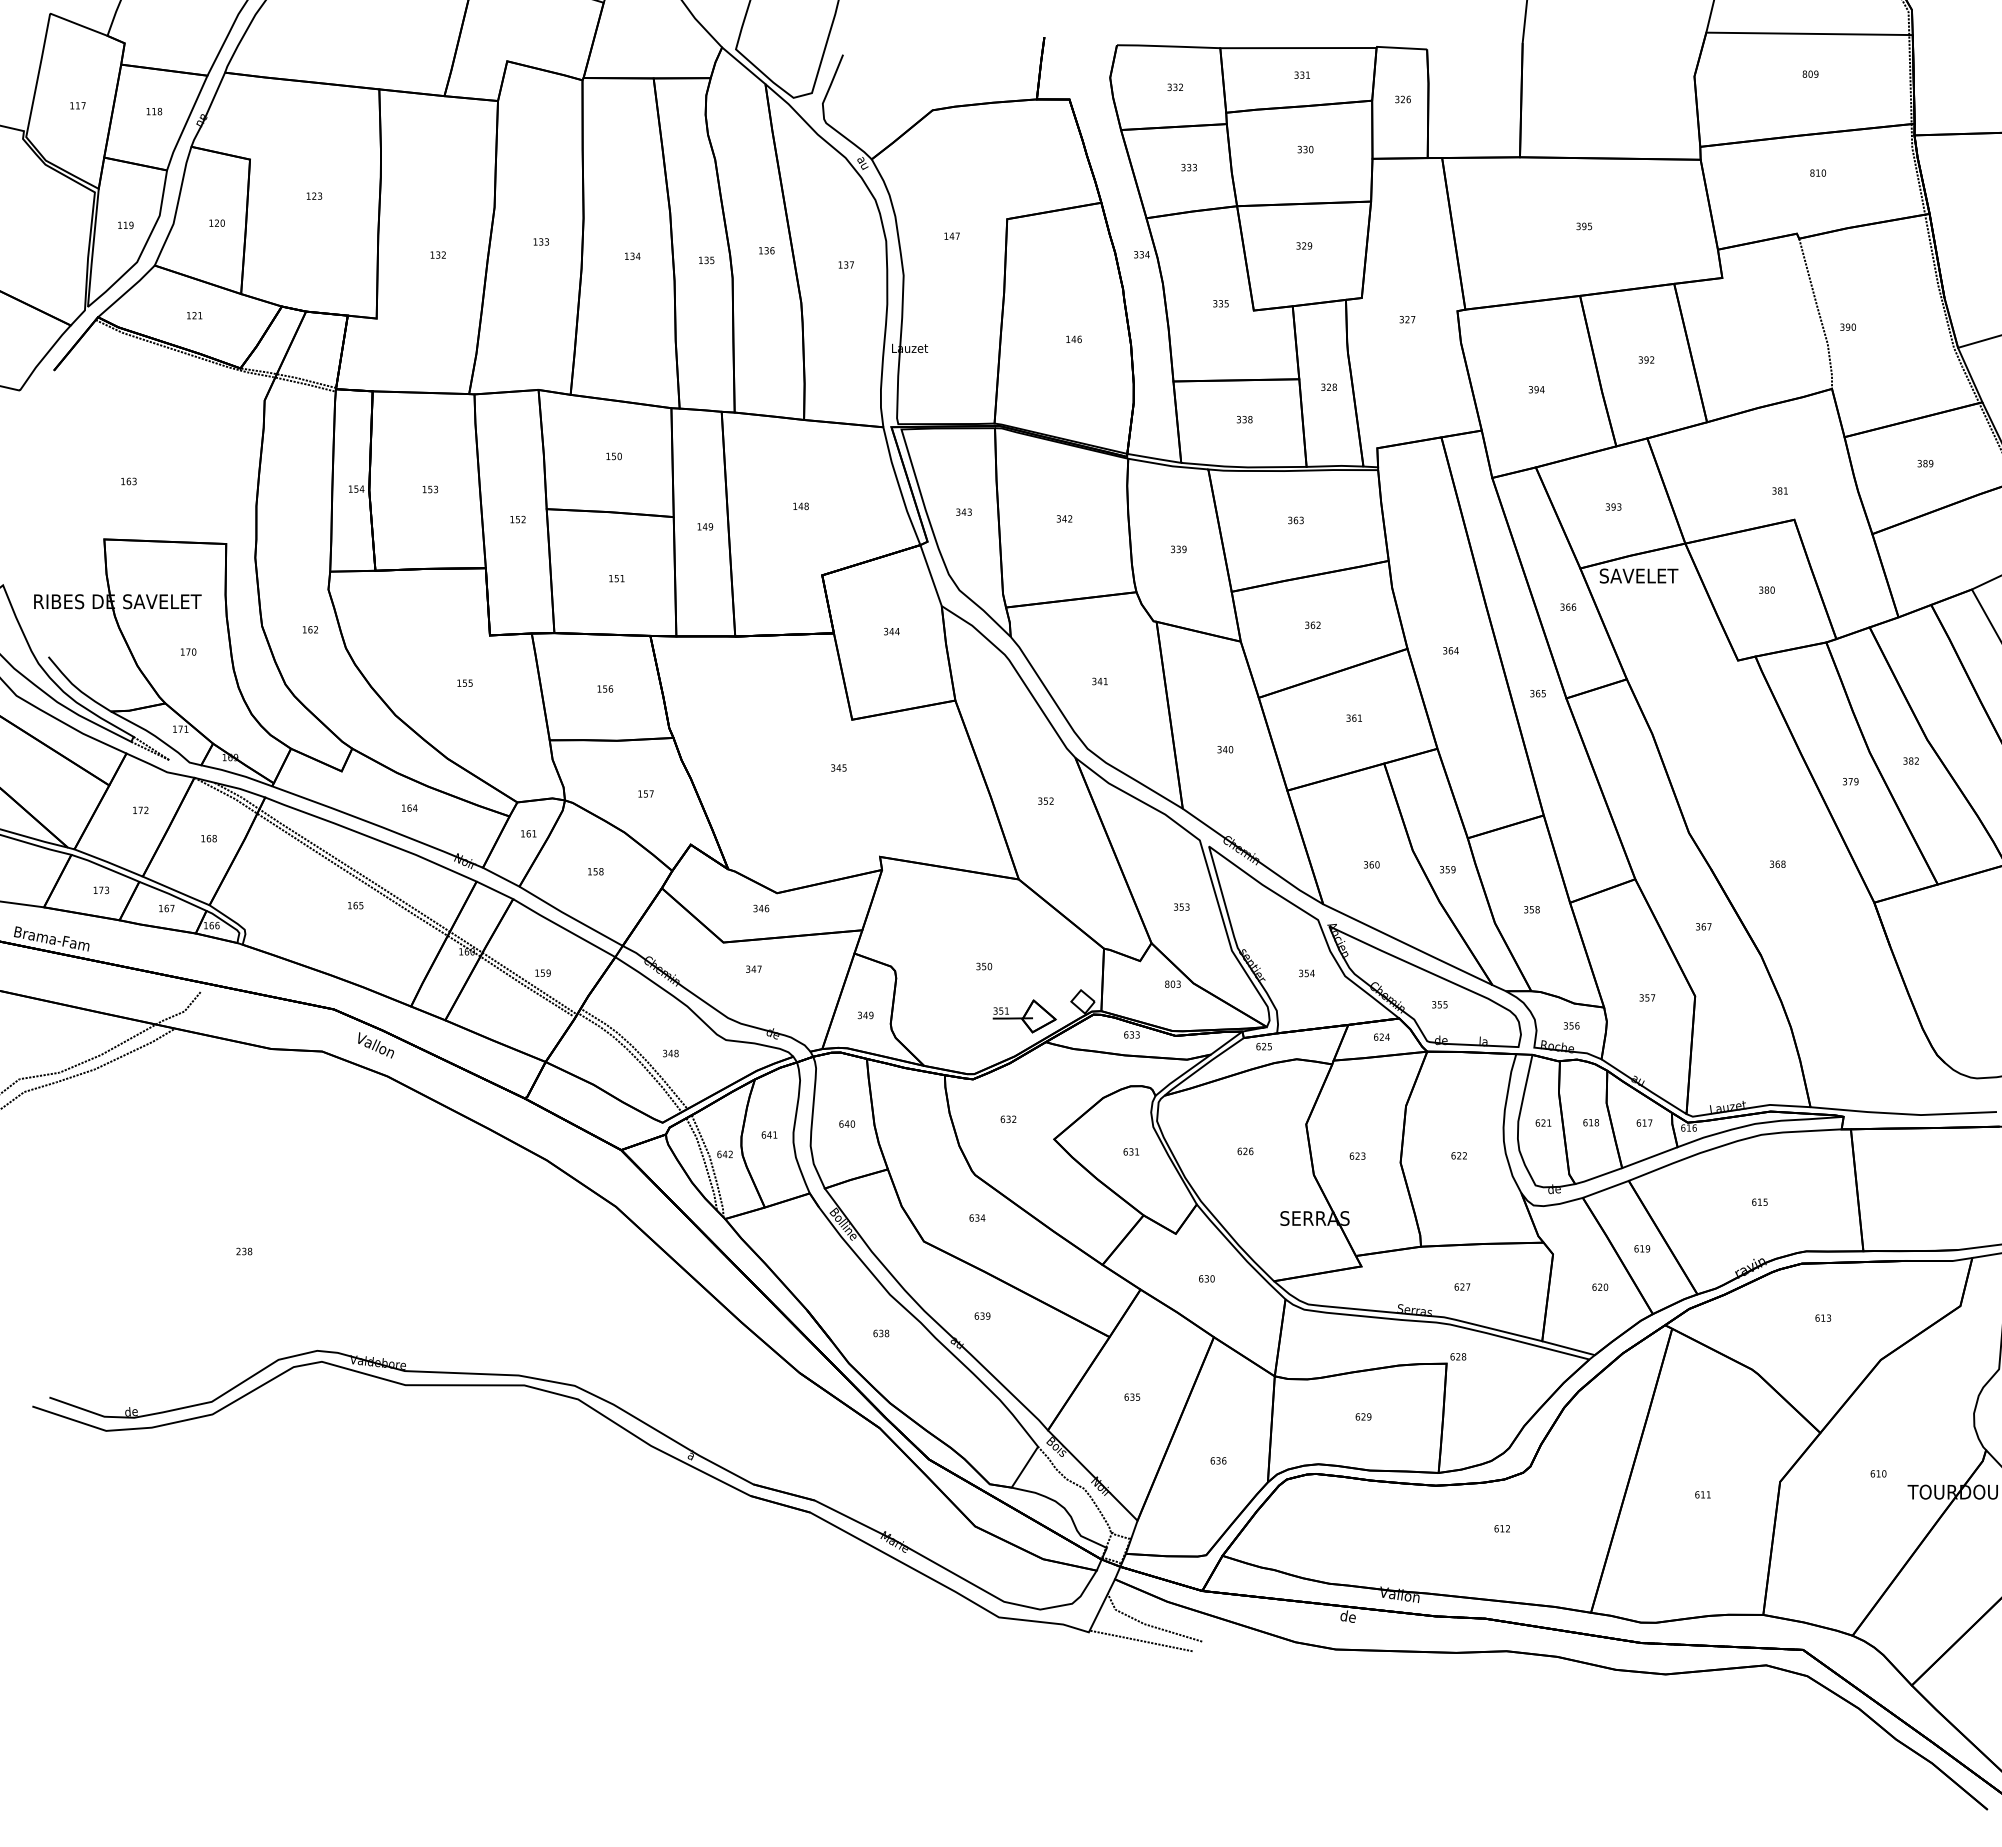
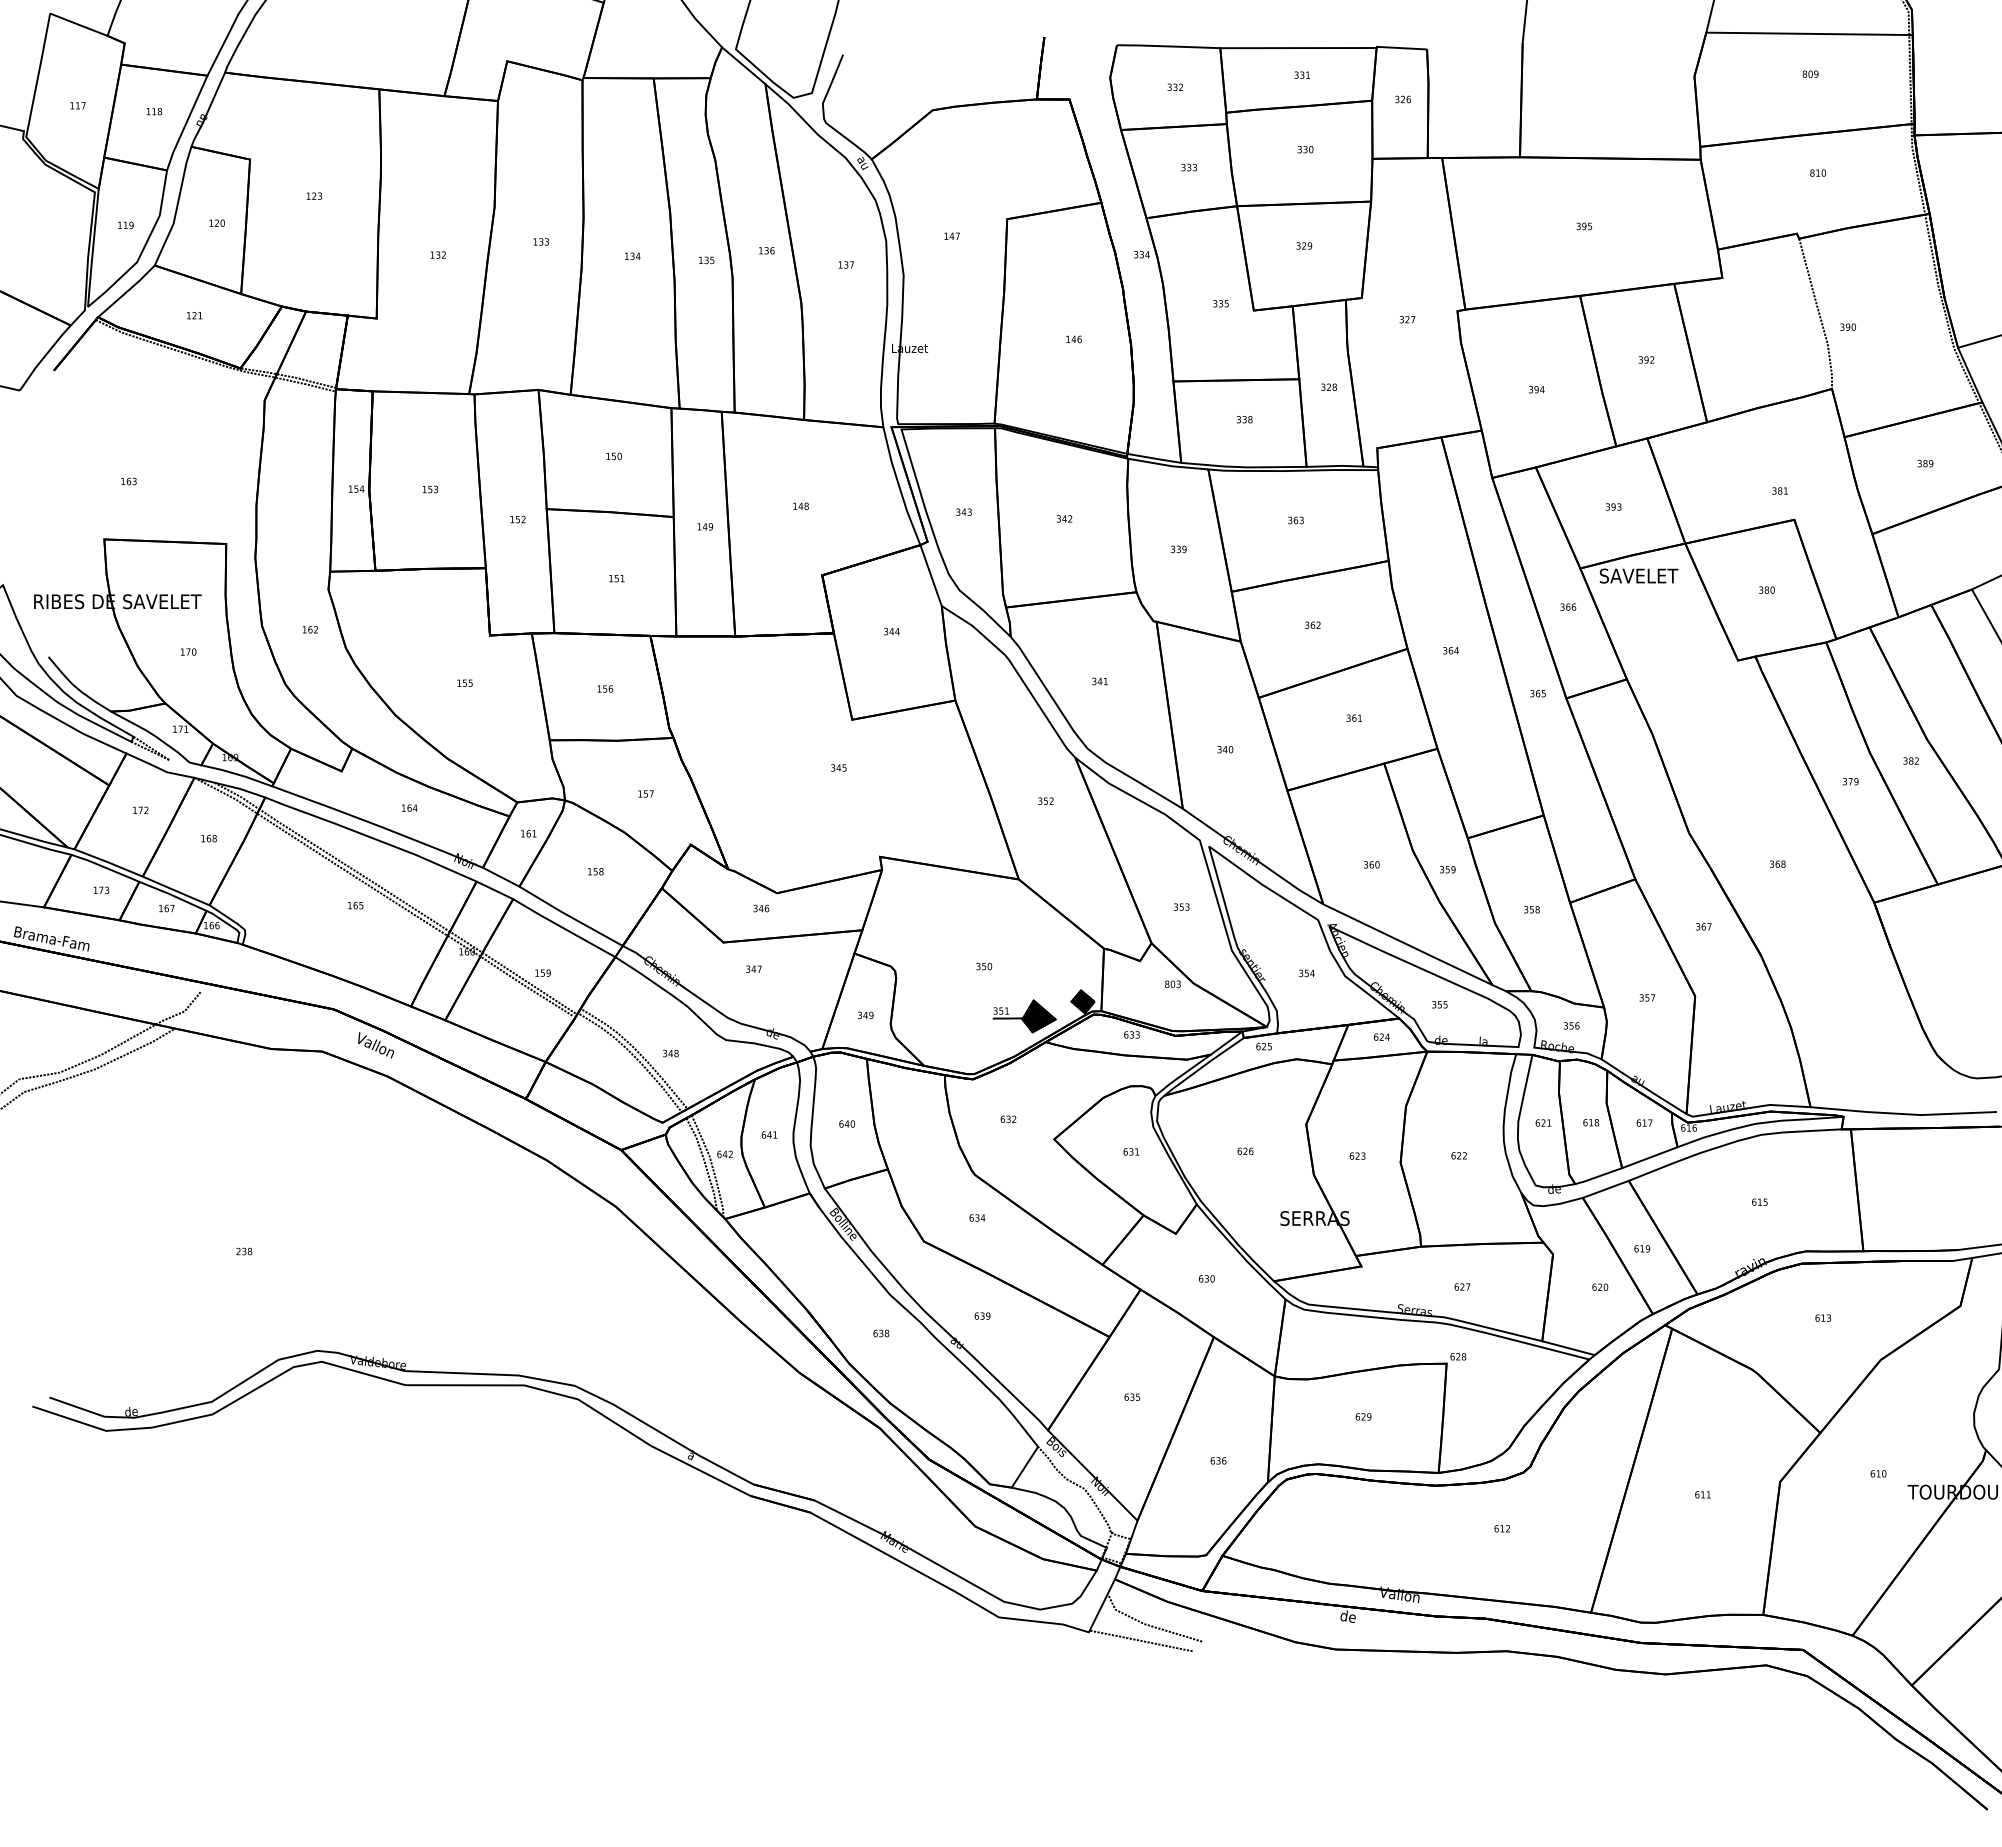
fill: none -> present (1082, 1001)
fill: none -> present (1038, 1016)
